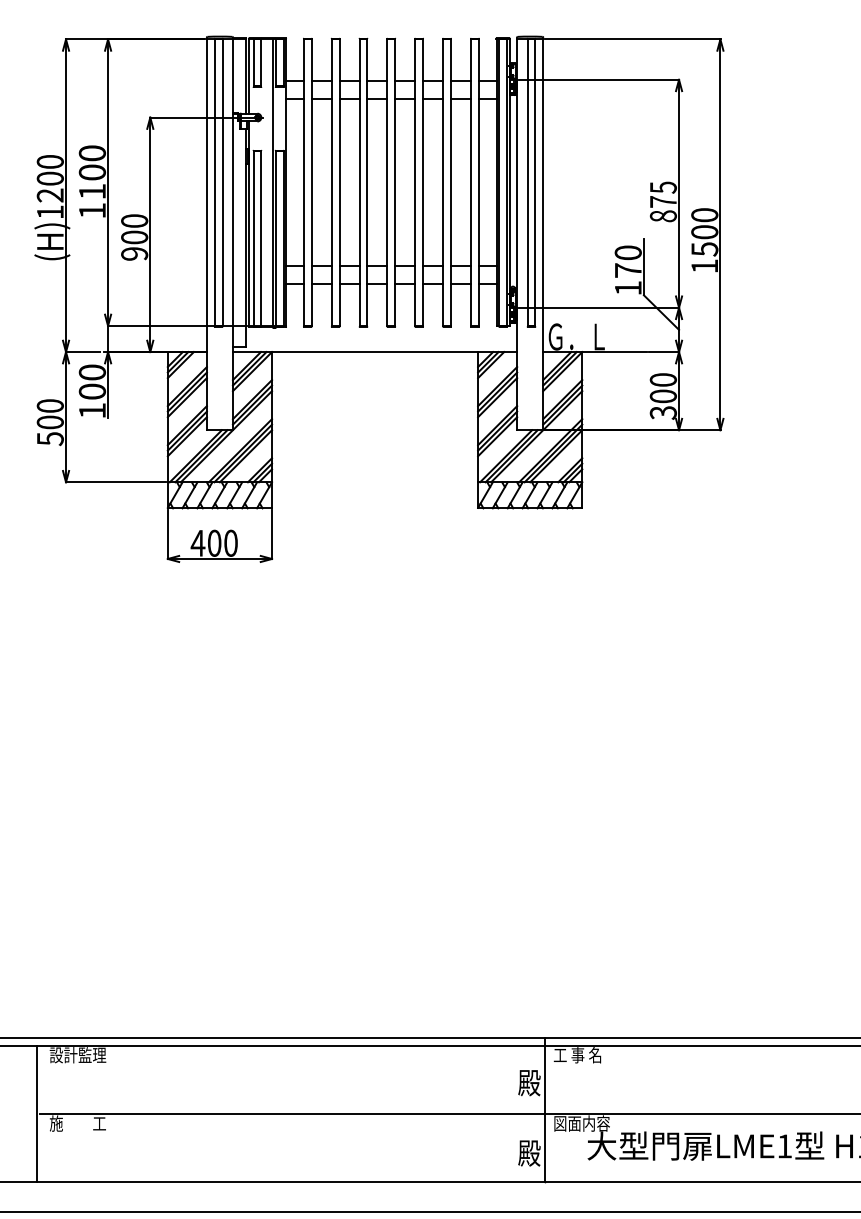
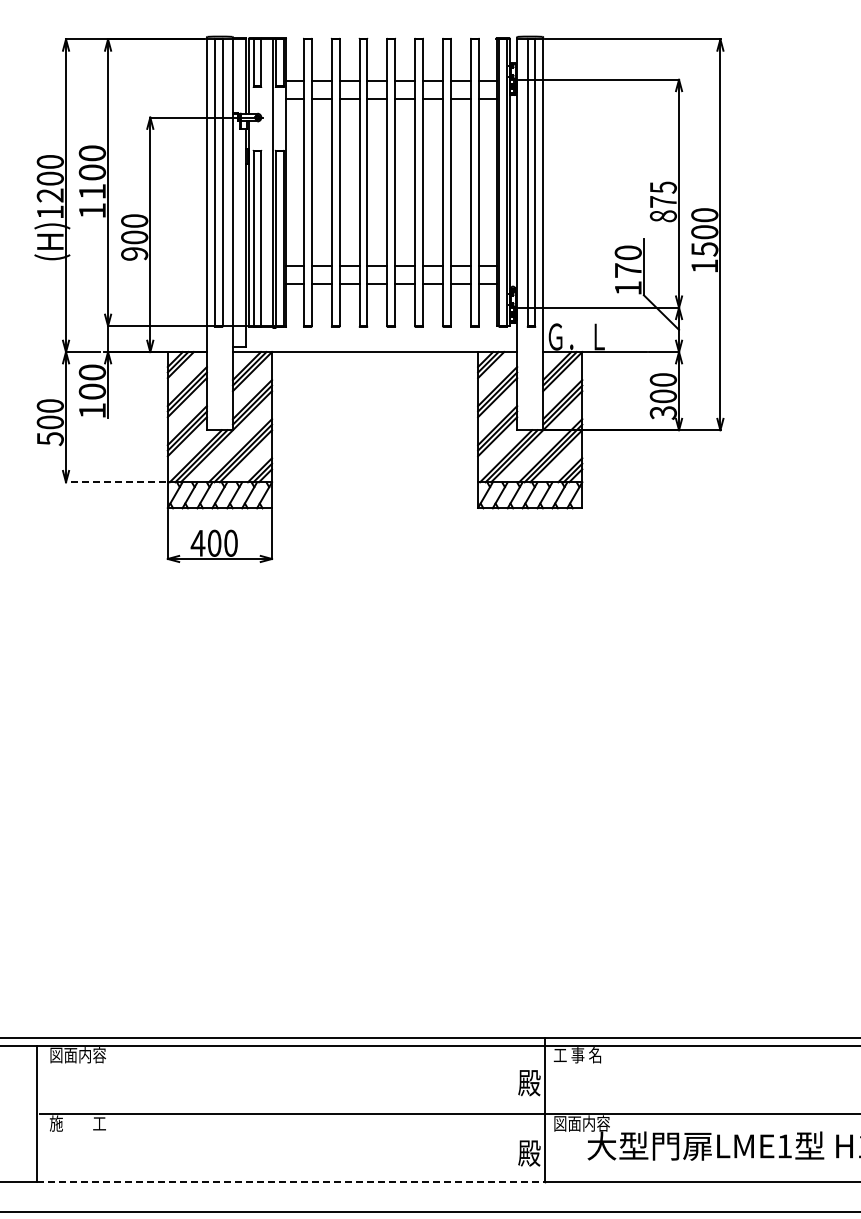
line: solid -> dashed (115, 482)
text: 設計監理 -> 図面内容 (77, 1055)
line: solid -> dashed (291, 1182)
